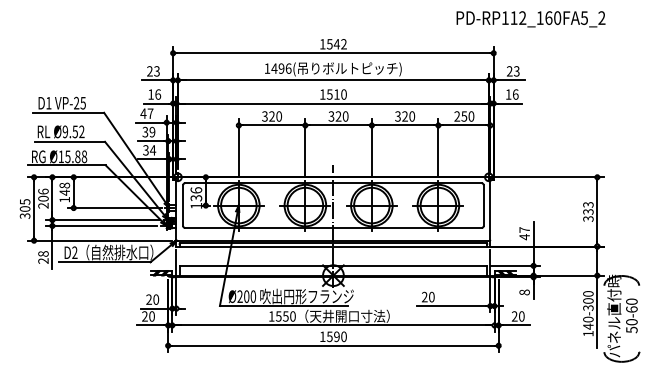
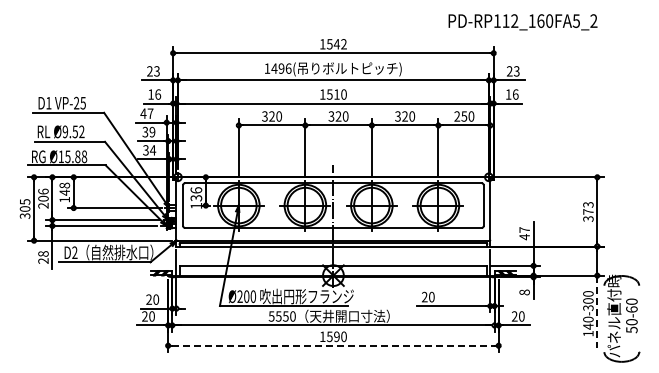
text position: (530, 19) -> (522, 22) (522, 22)
text: 333 -> 373 (588, 211)
line: solid -> dashed (597, 312)
text: 1550 -> 5550 (271, 316)
line: solid -> dashed (333, 345)
